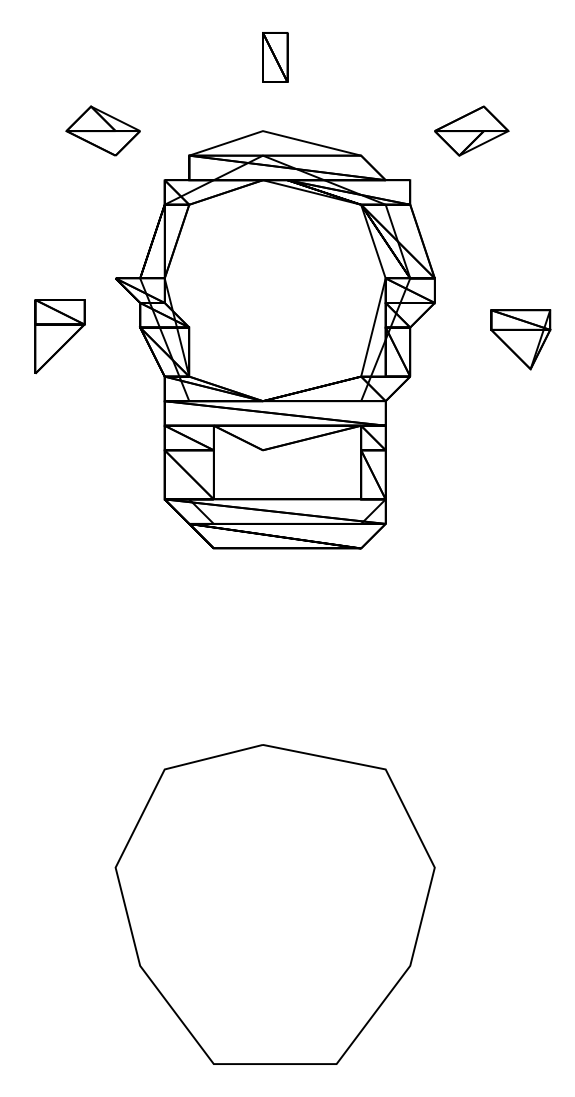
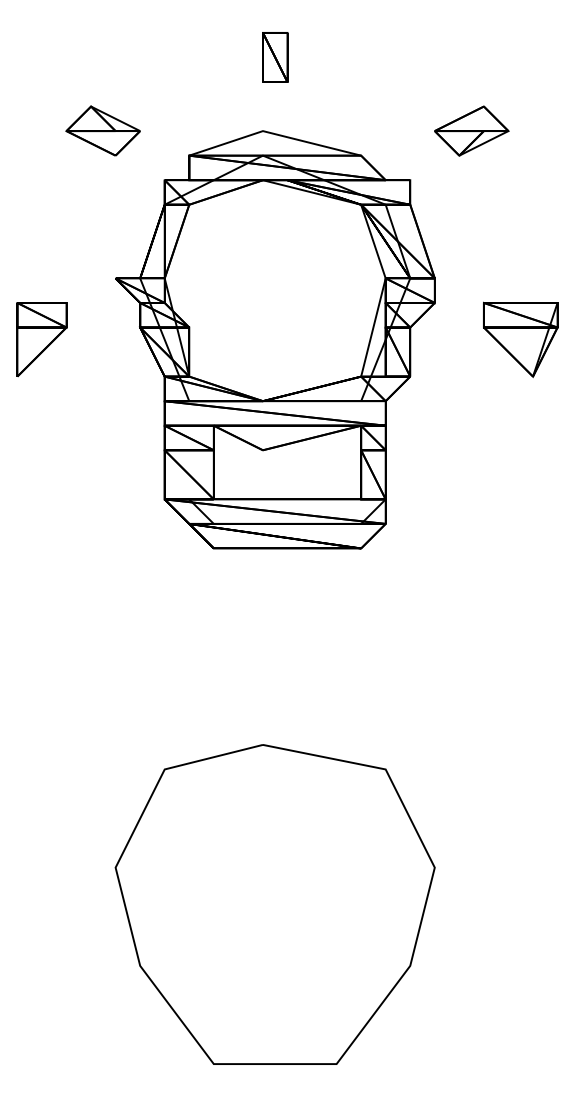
part position: (59, 336) -> (41, 339) (41, 339)
part size: 62x62 px -> 76x77 px (520, 339)
